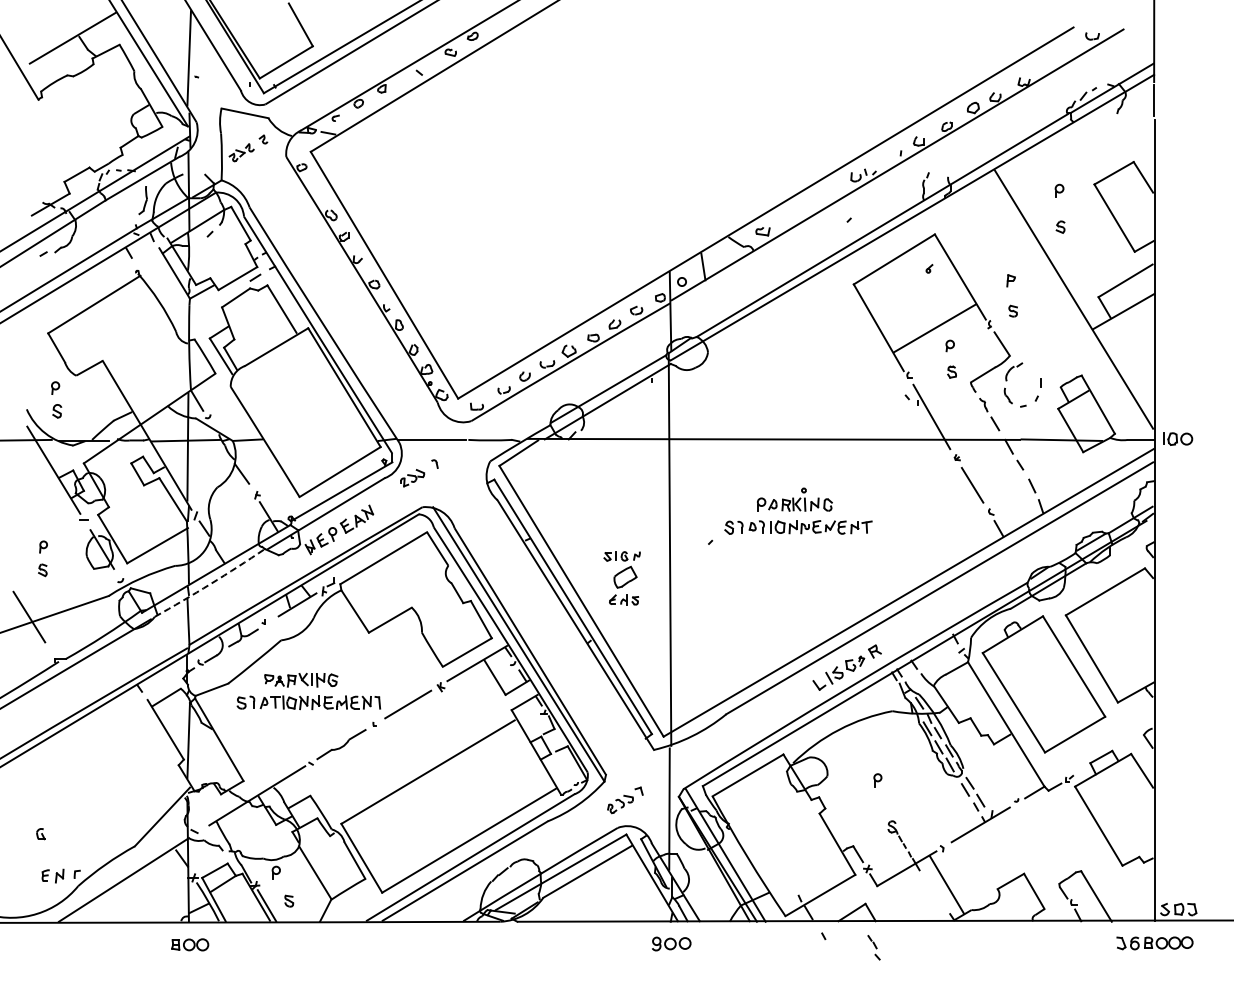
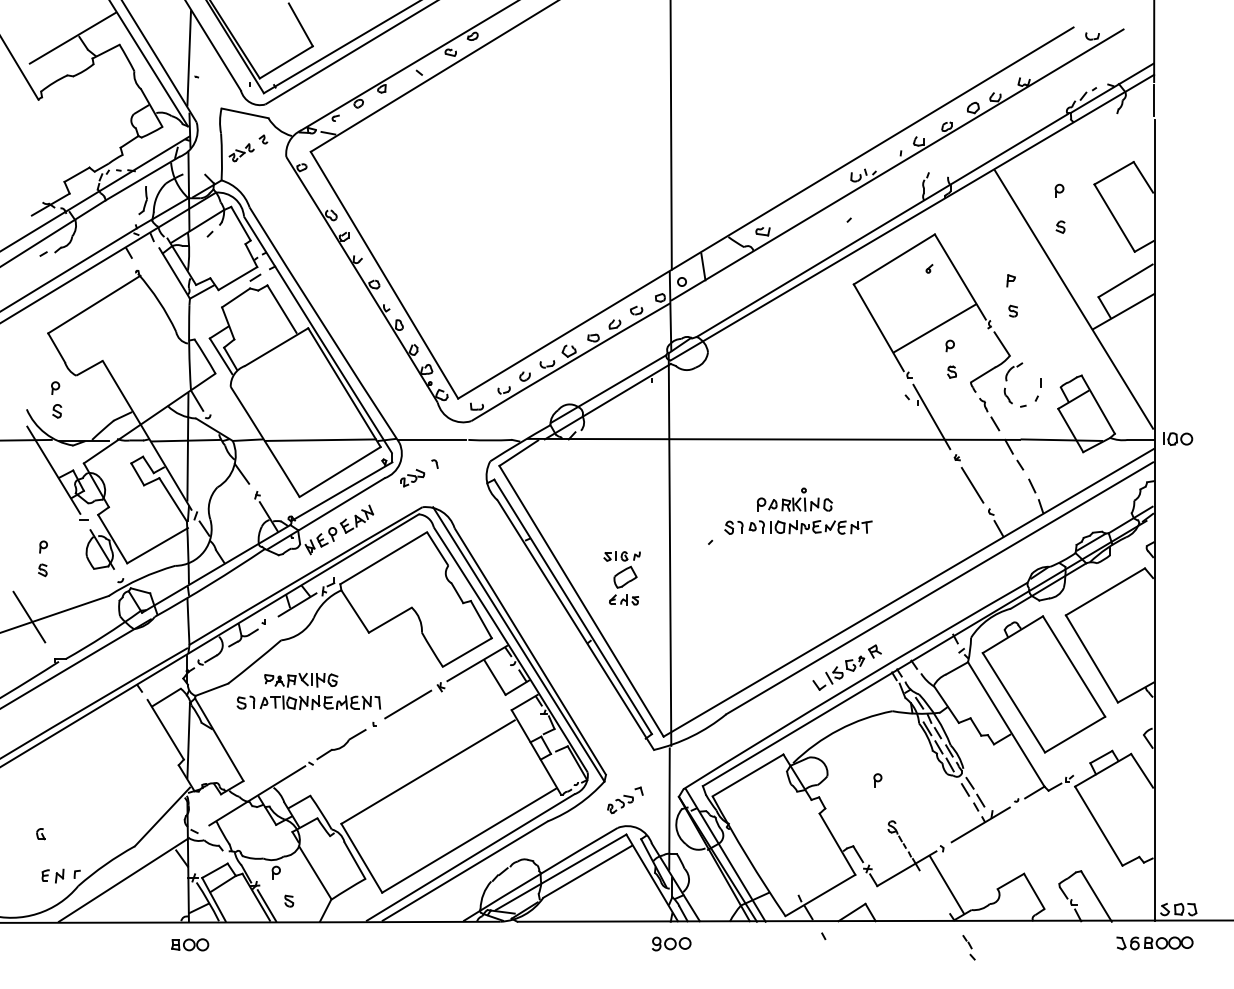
line: none -> present (670, 135)
line: none -> present (320, 439)
arc: dashed -> solid (210, 584)
part position: (873, 947) -> (968, 947) (968, 947)
